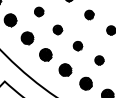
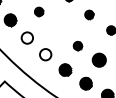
part: present -> none (57, 29)
hatch: present -> none (26, 37)
hatch: present -> none (45, 54)
part size: 11x11 px -> 16x16 px (98, 59)
